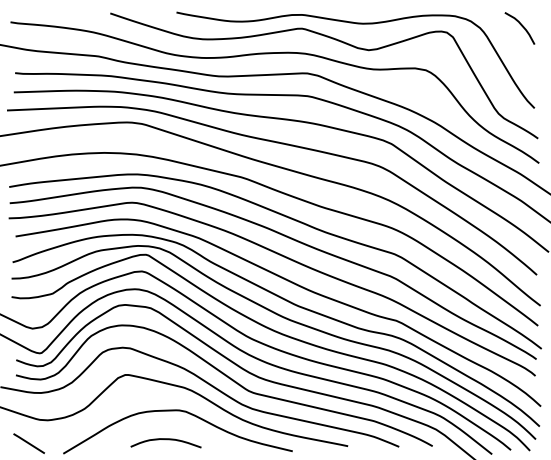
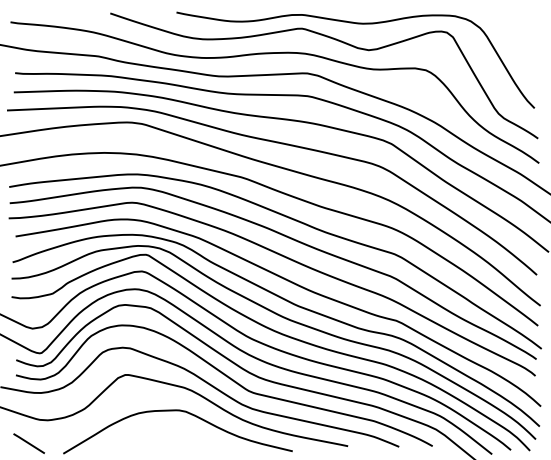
curve: present -> none (521, 26)
curve: present -> none (165, 440)
